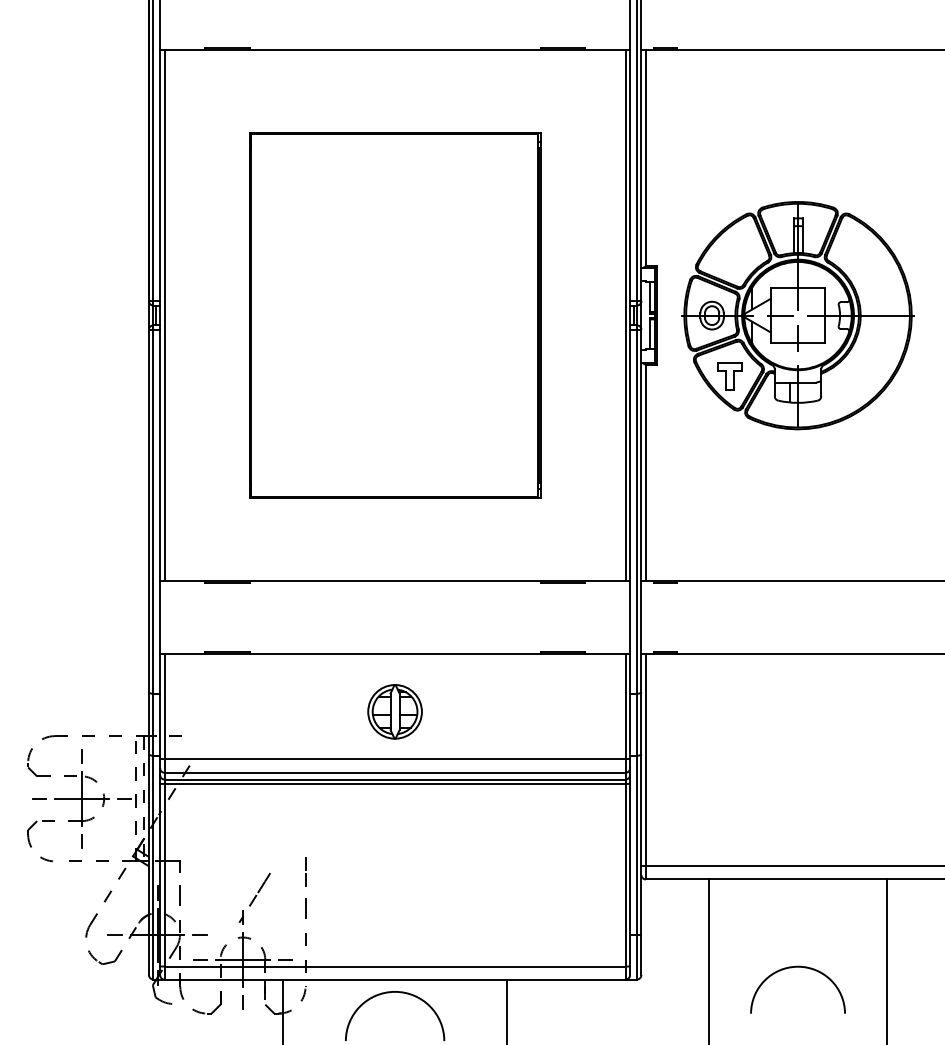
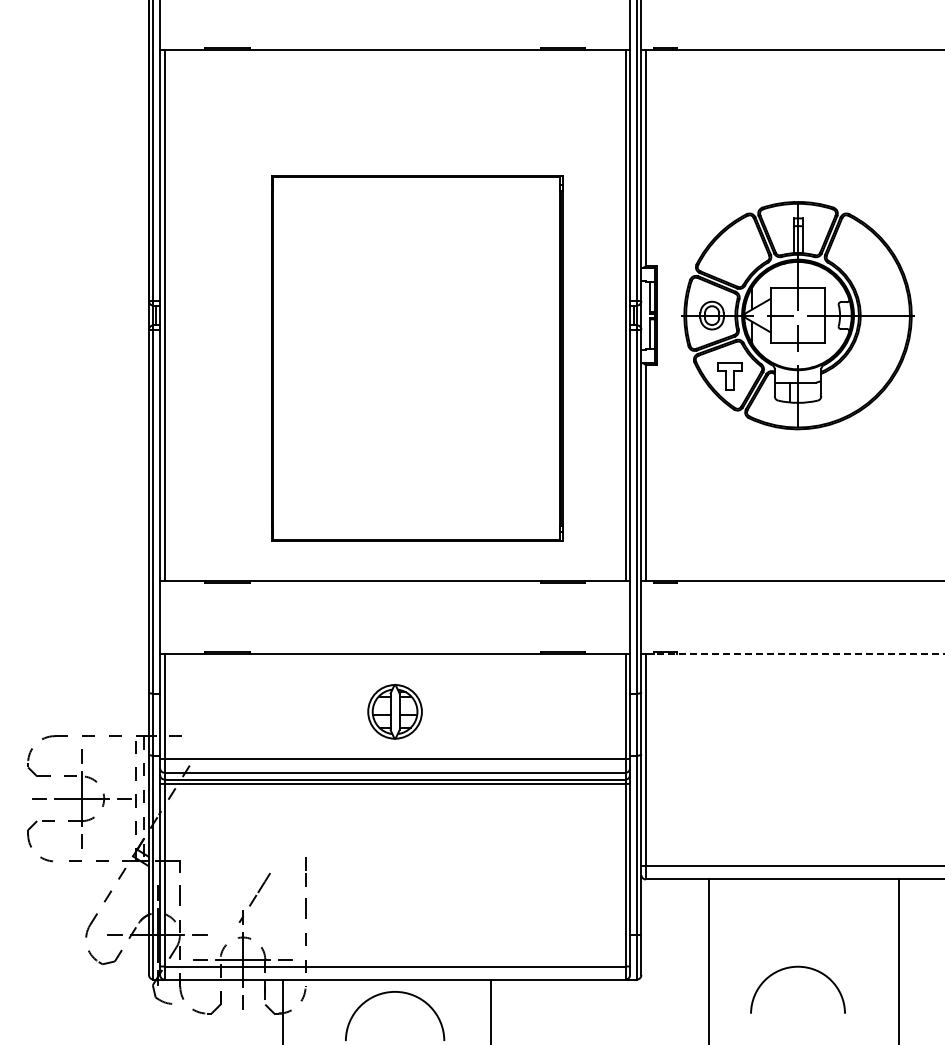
part position: (395, 315) -> (417, 358) (417, 358)
line: solid -> dashed (794, 653)
line position: (886, 960) -> (898, 960) (898, 960)
line position: (506, 1010) -> (490, 1010) (490, 1010)
